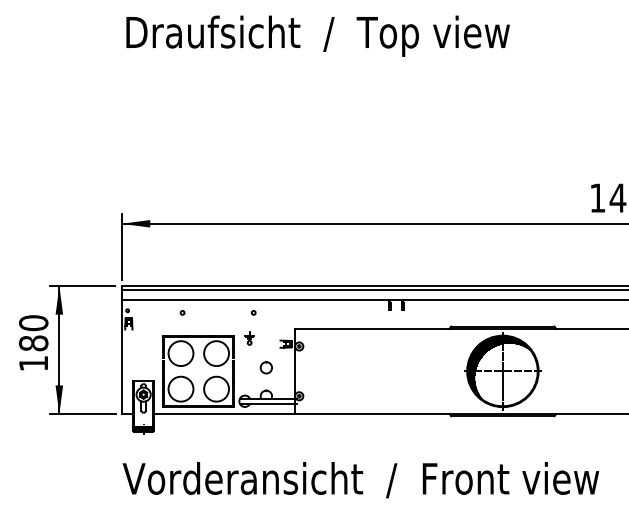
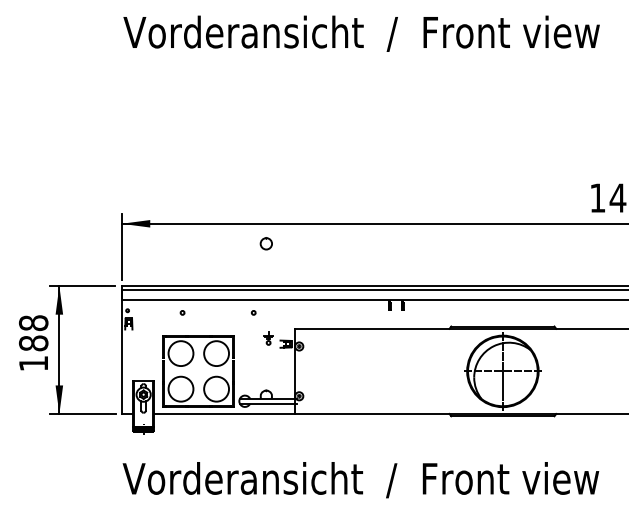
text: Draufsicht  /  Top view -> Vorderansicht  /  Front view (361, 35)
text: 180 -> 188 (33, 323)
part position: (249, 338) -> (268, 338) (268, 338)
part position: (265, 367) -> (265, 243) (265, 243)
hatch: present -> none (499, 367)
